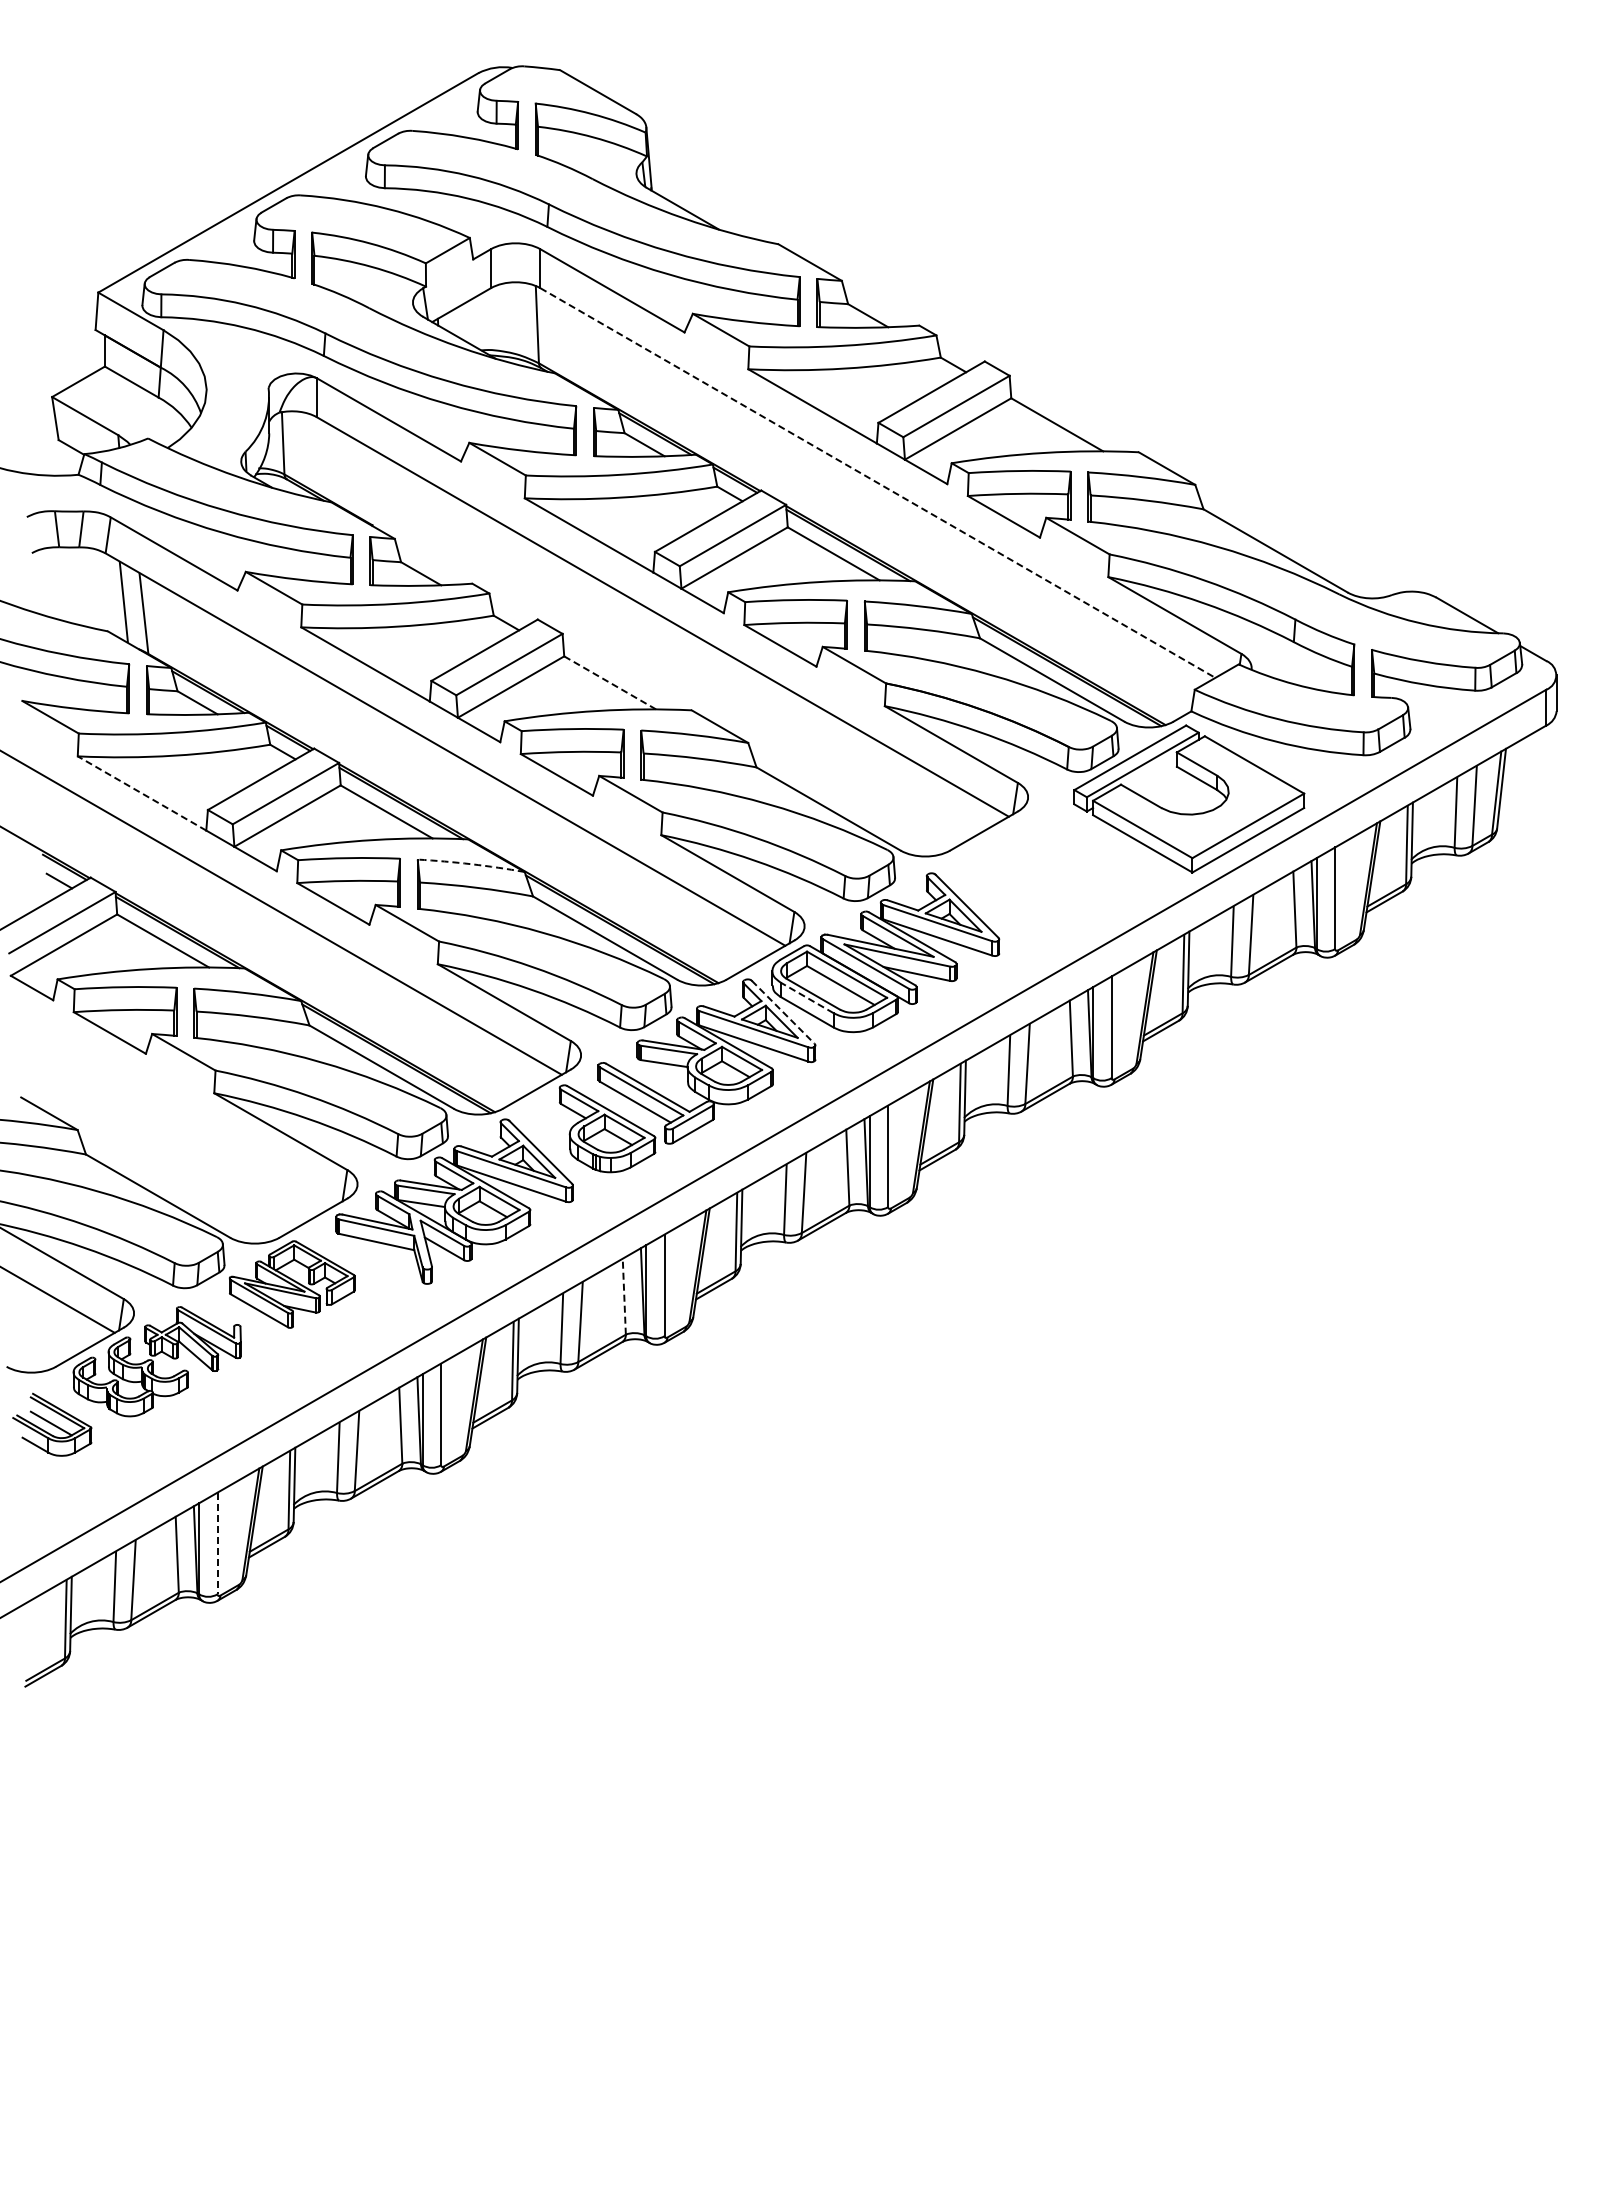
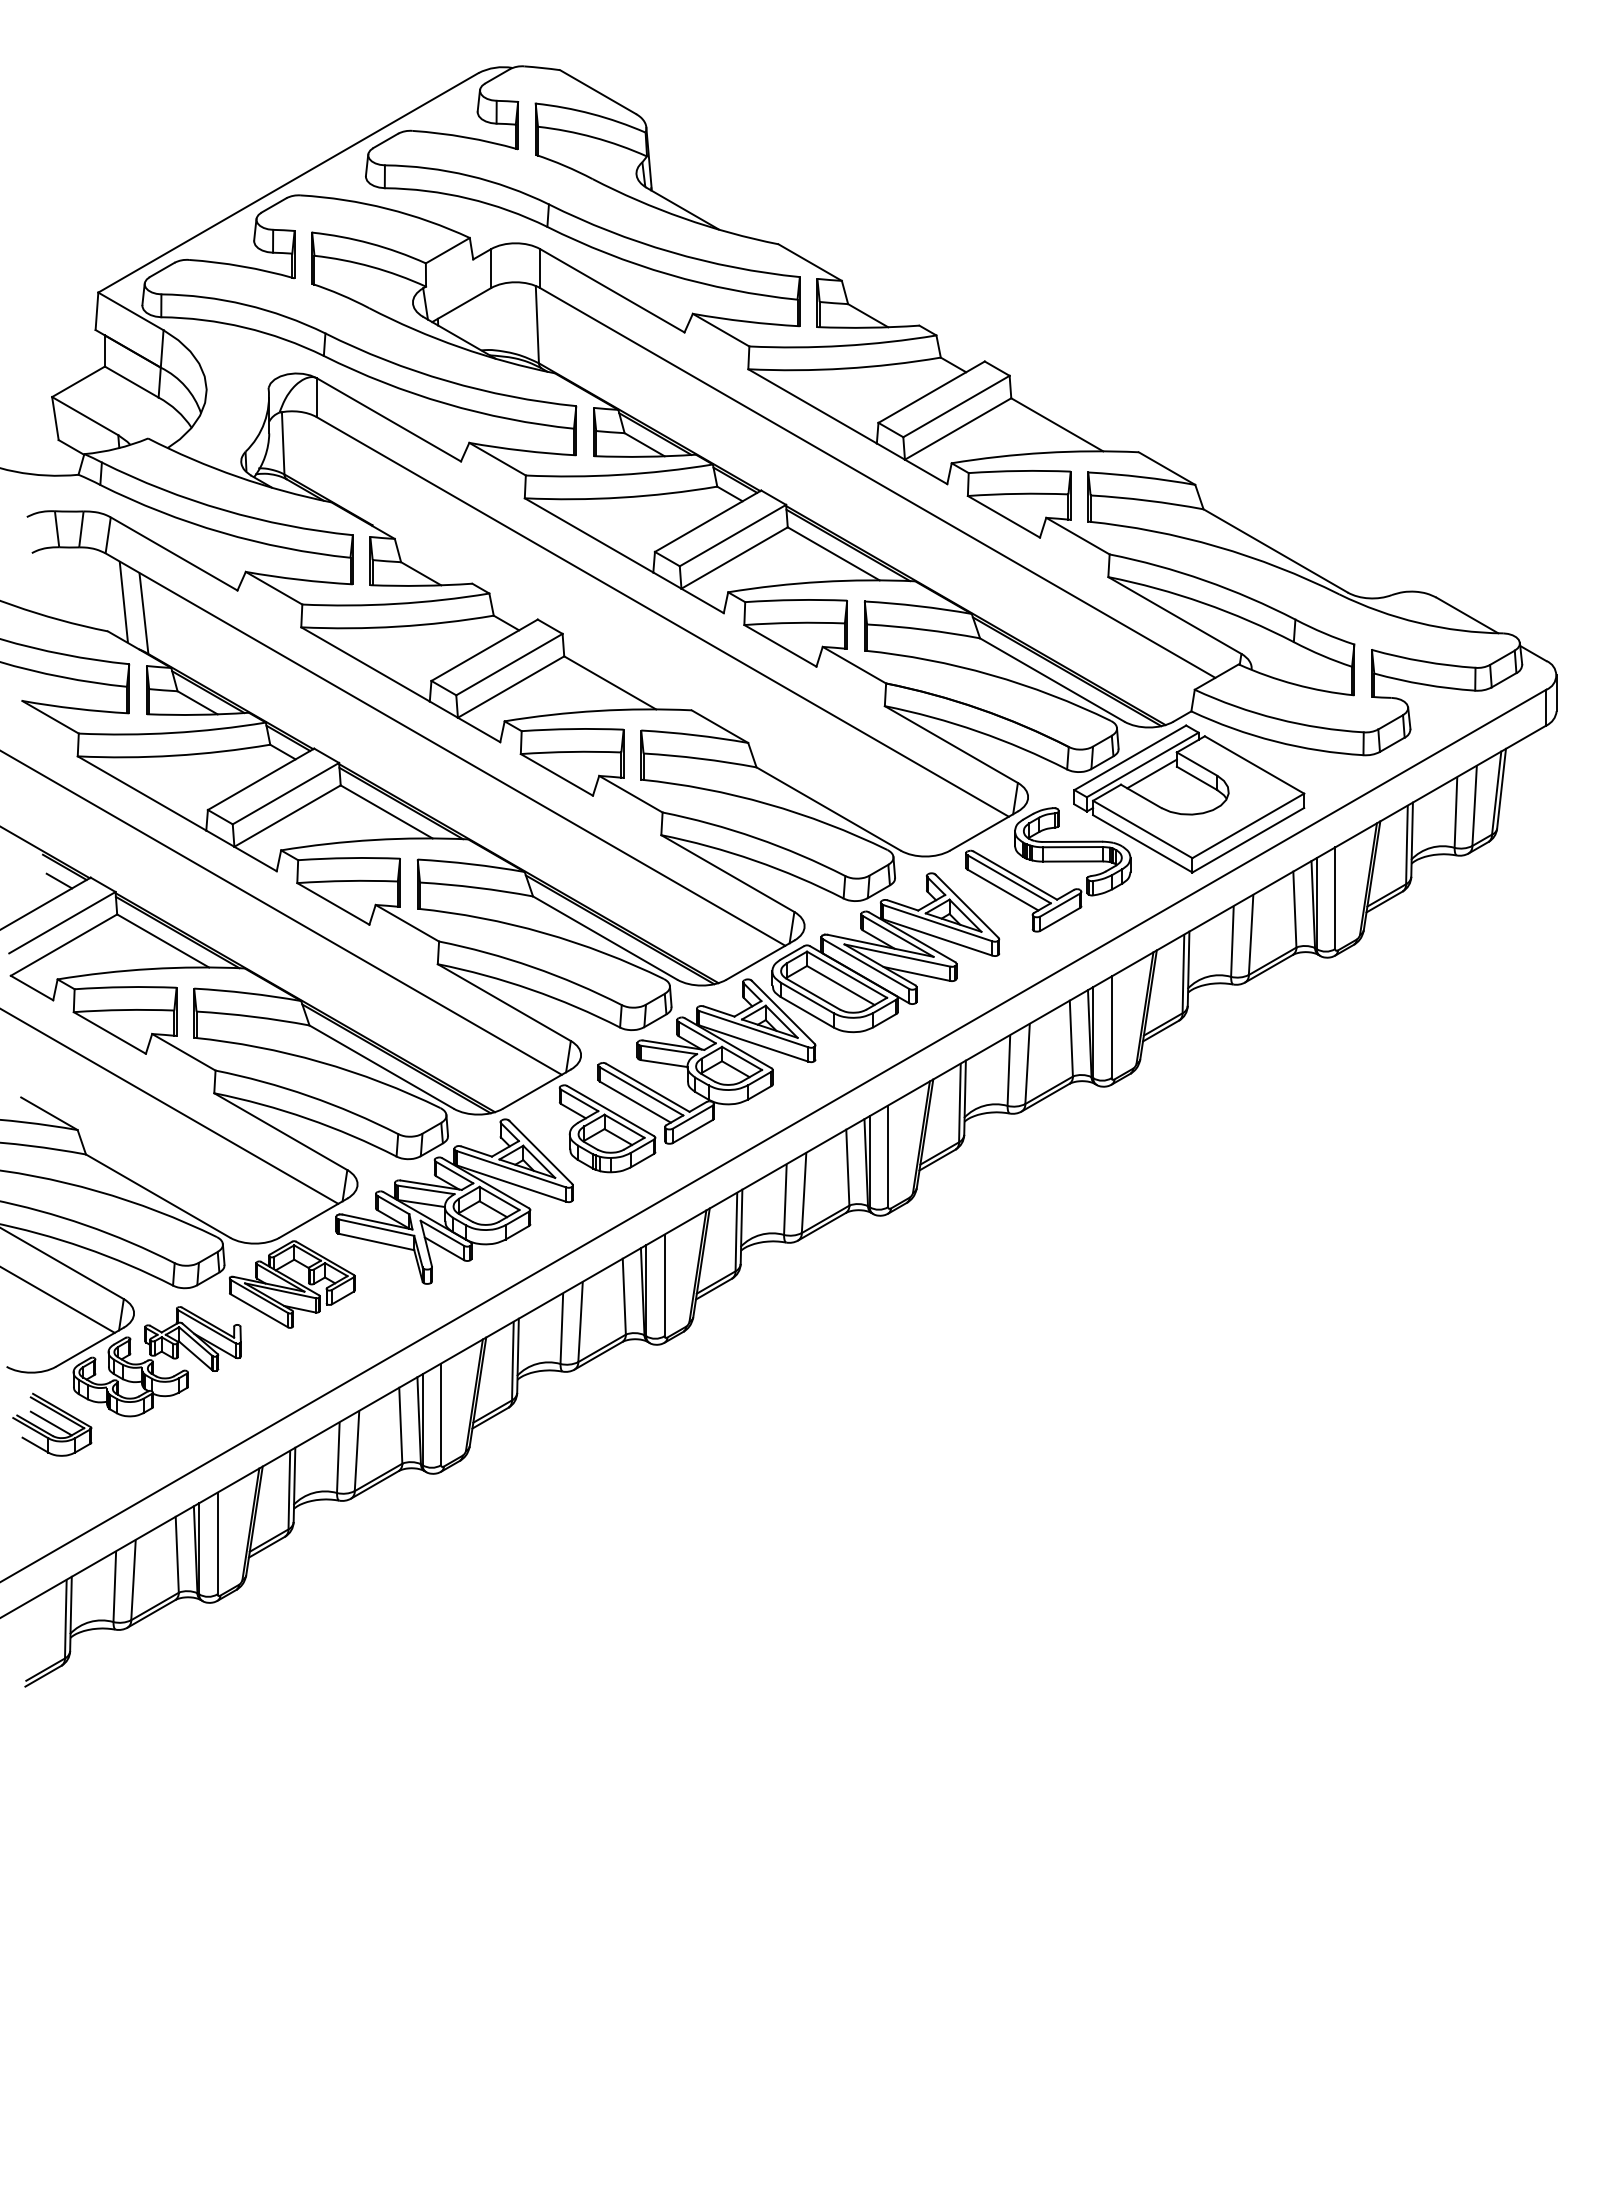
line: dashed -> solid (877, 483)
line: dashed -> solid (610, 683)
line: none -> present (1151, 773)
line: dashed -> solid (141, 793)
part: none -> present (1048, 862)
arc: dashed -> solid (471, 864)
line: dashed -> solid (807, 997)
line: dashed -> solid (783, 1012)
line: none -> present (170, 1106)
line: dashed -> solid (624, 1296)
line: dashed -> solid (217, 1543)
